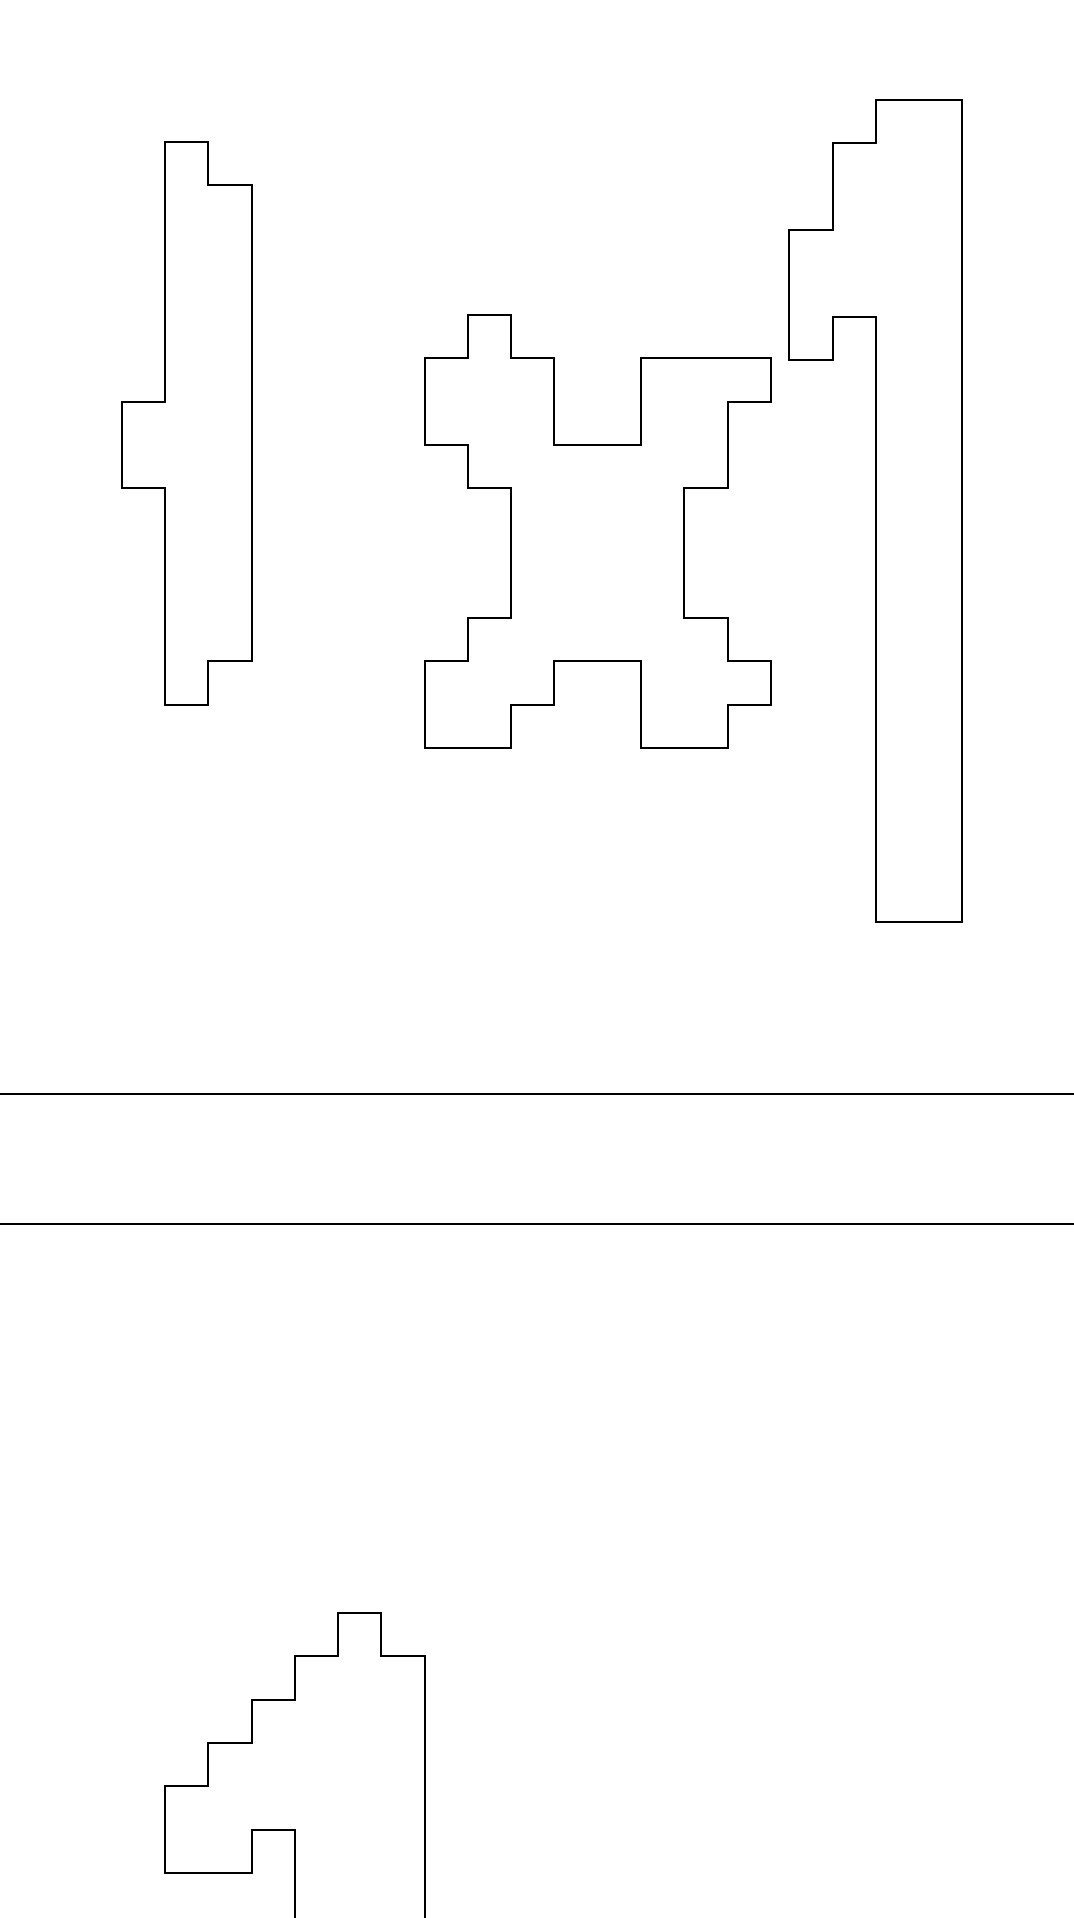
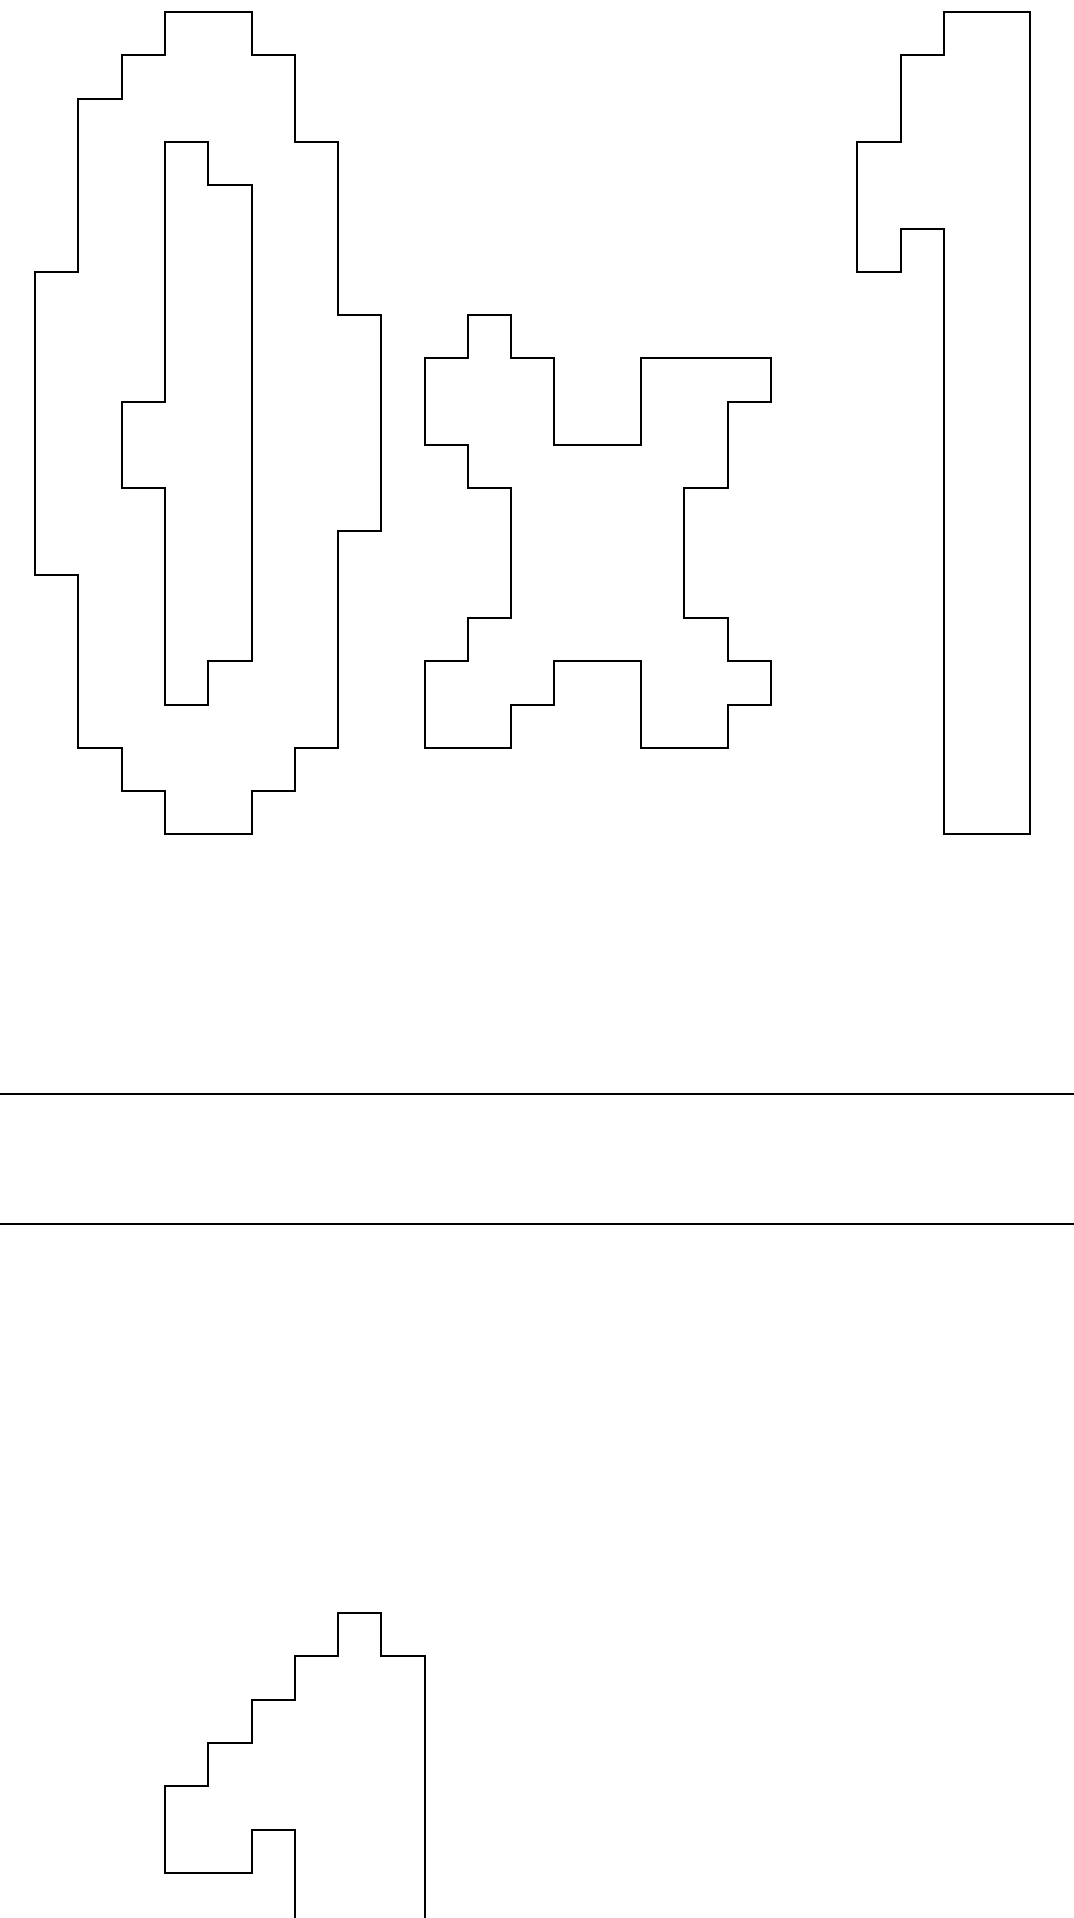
part: none -> present (207, 422)
part position: (875, 510) -> (943, 422) (943, 422)
